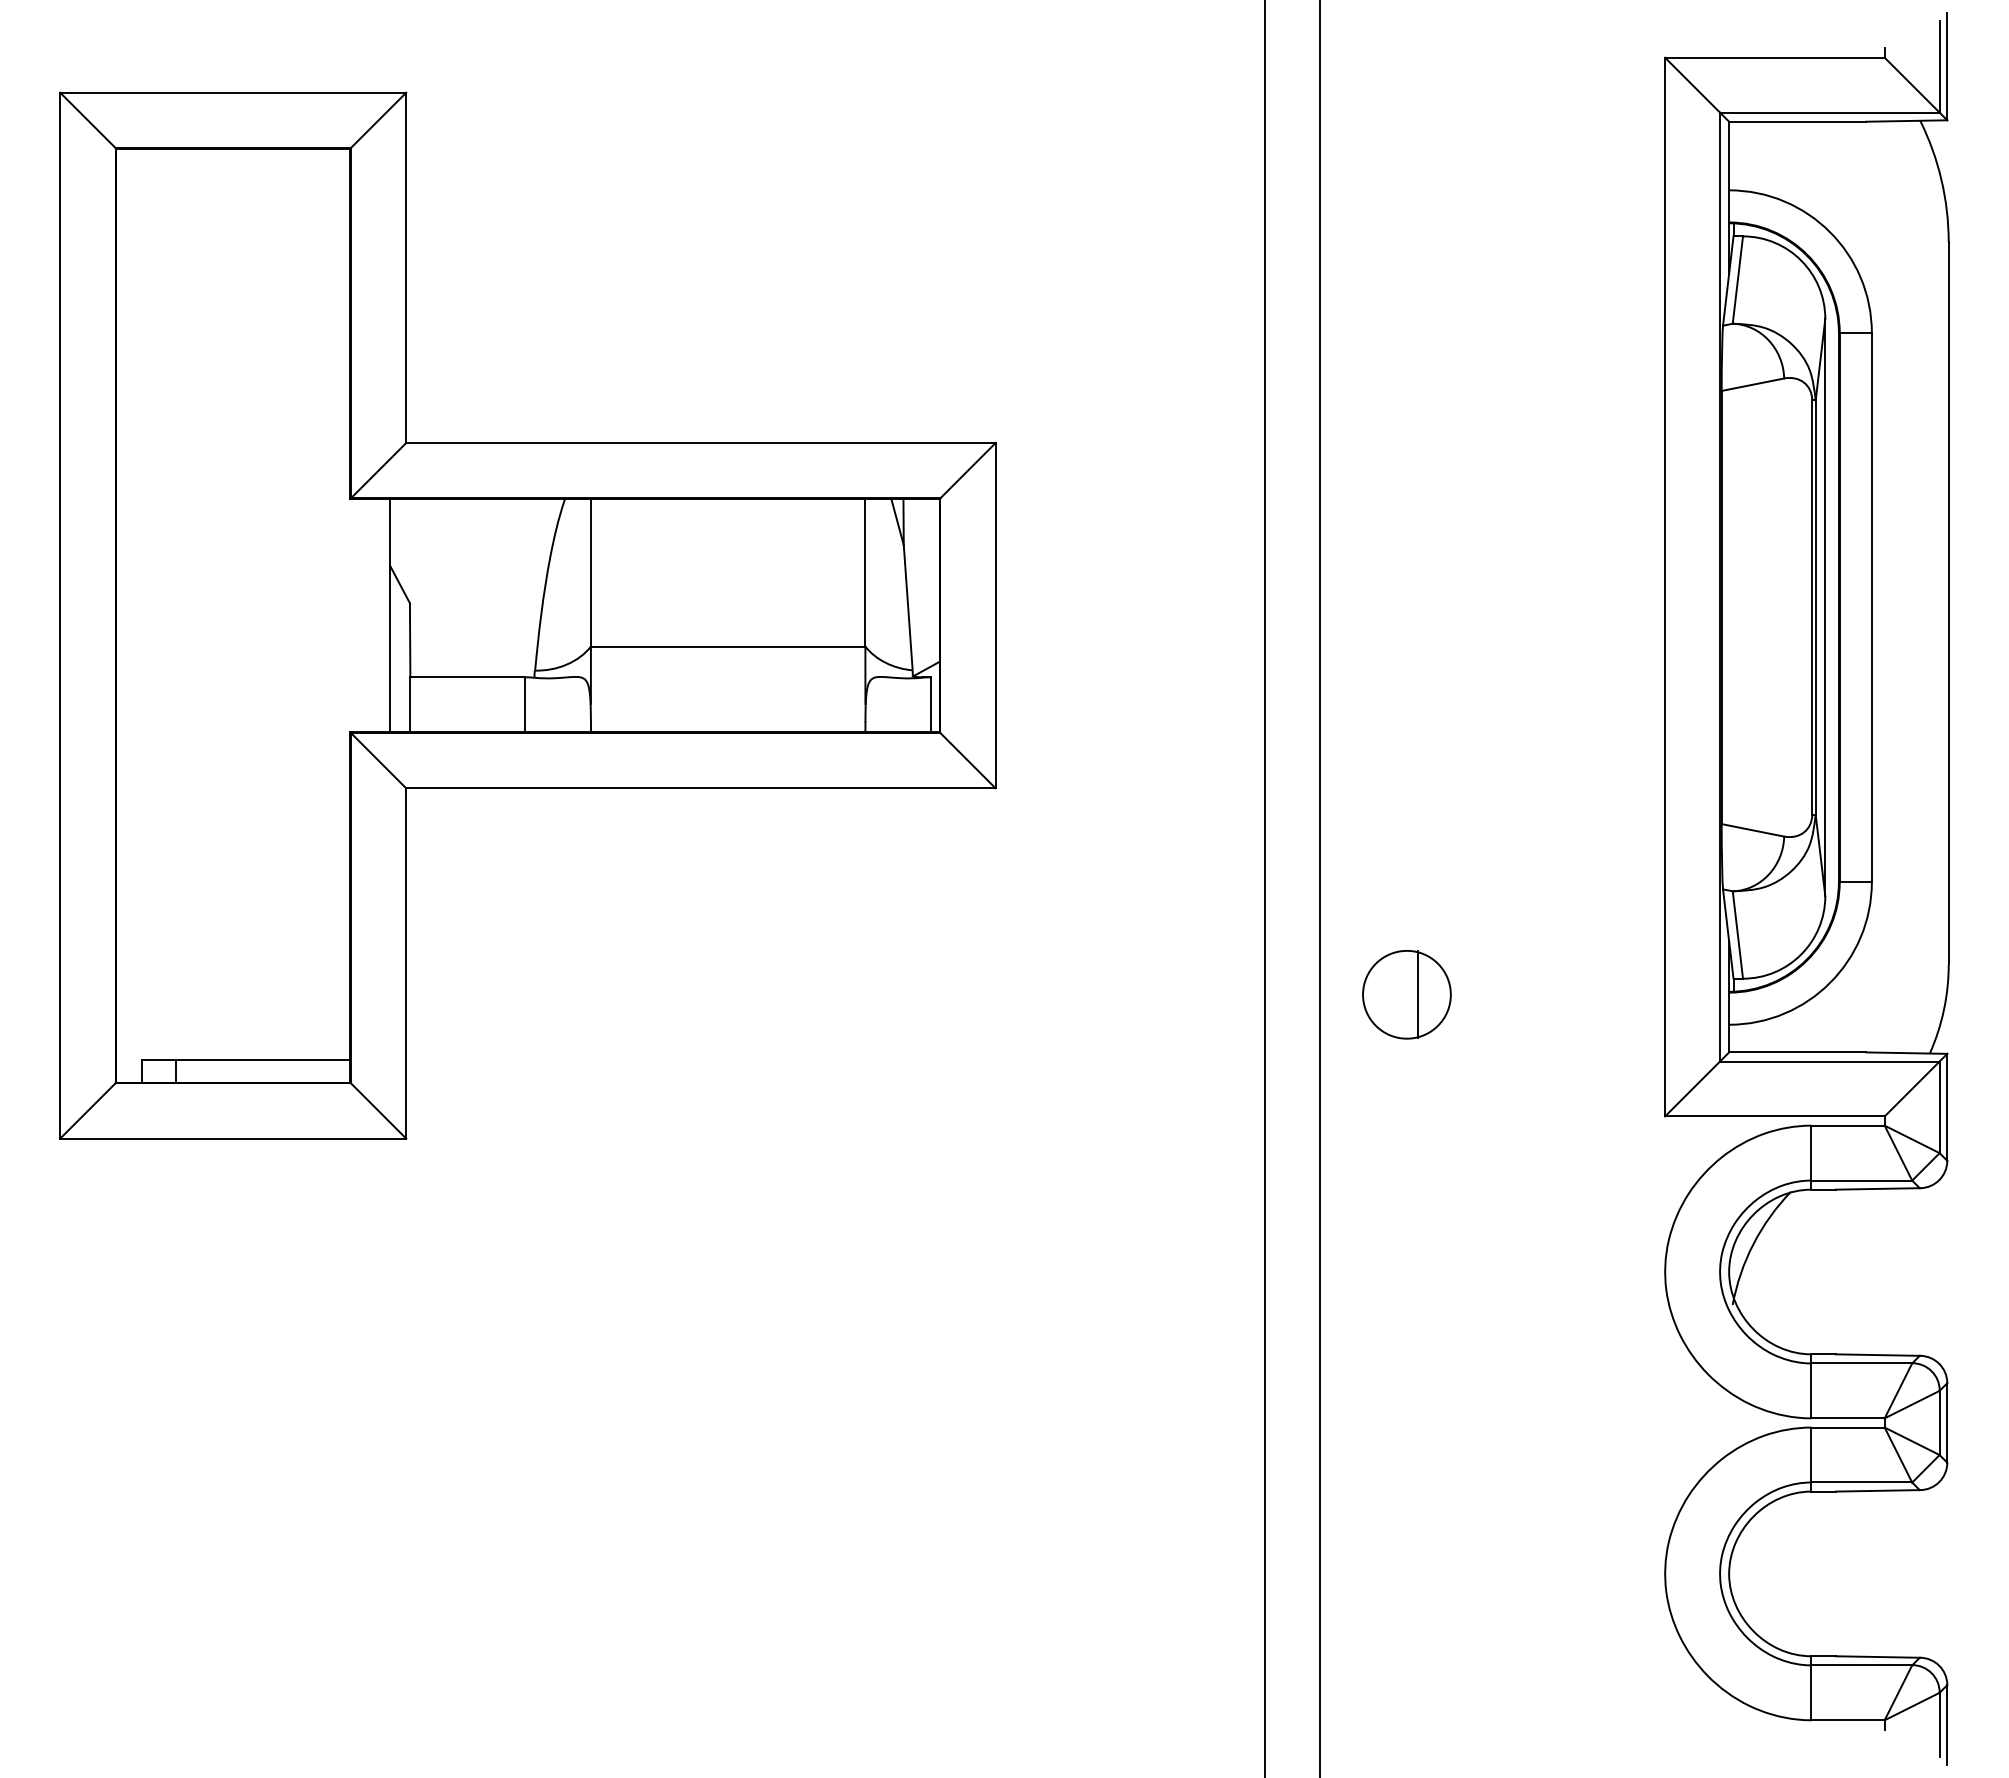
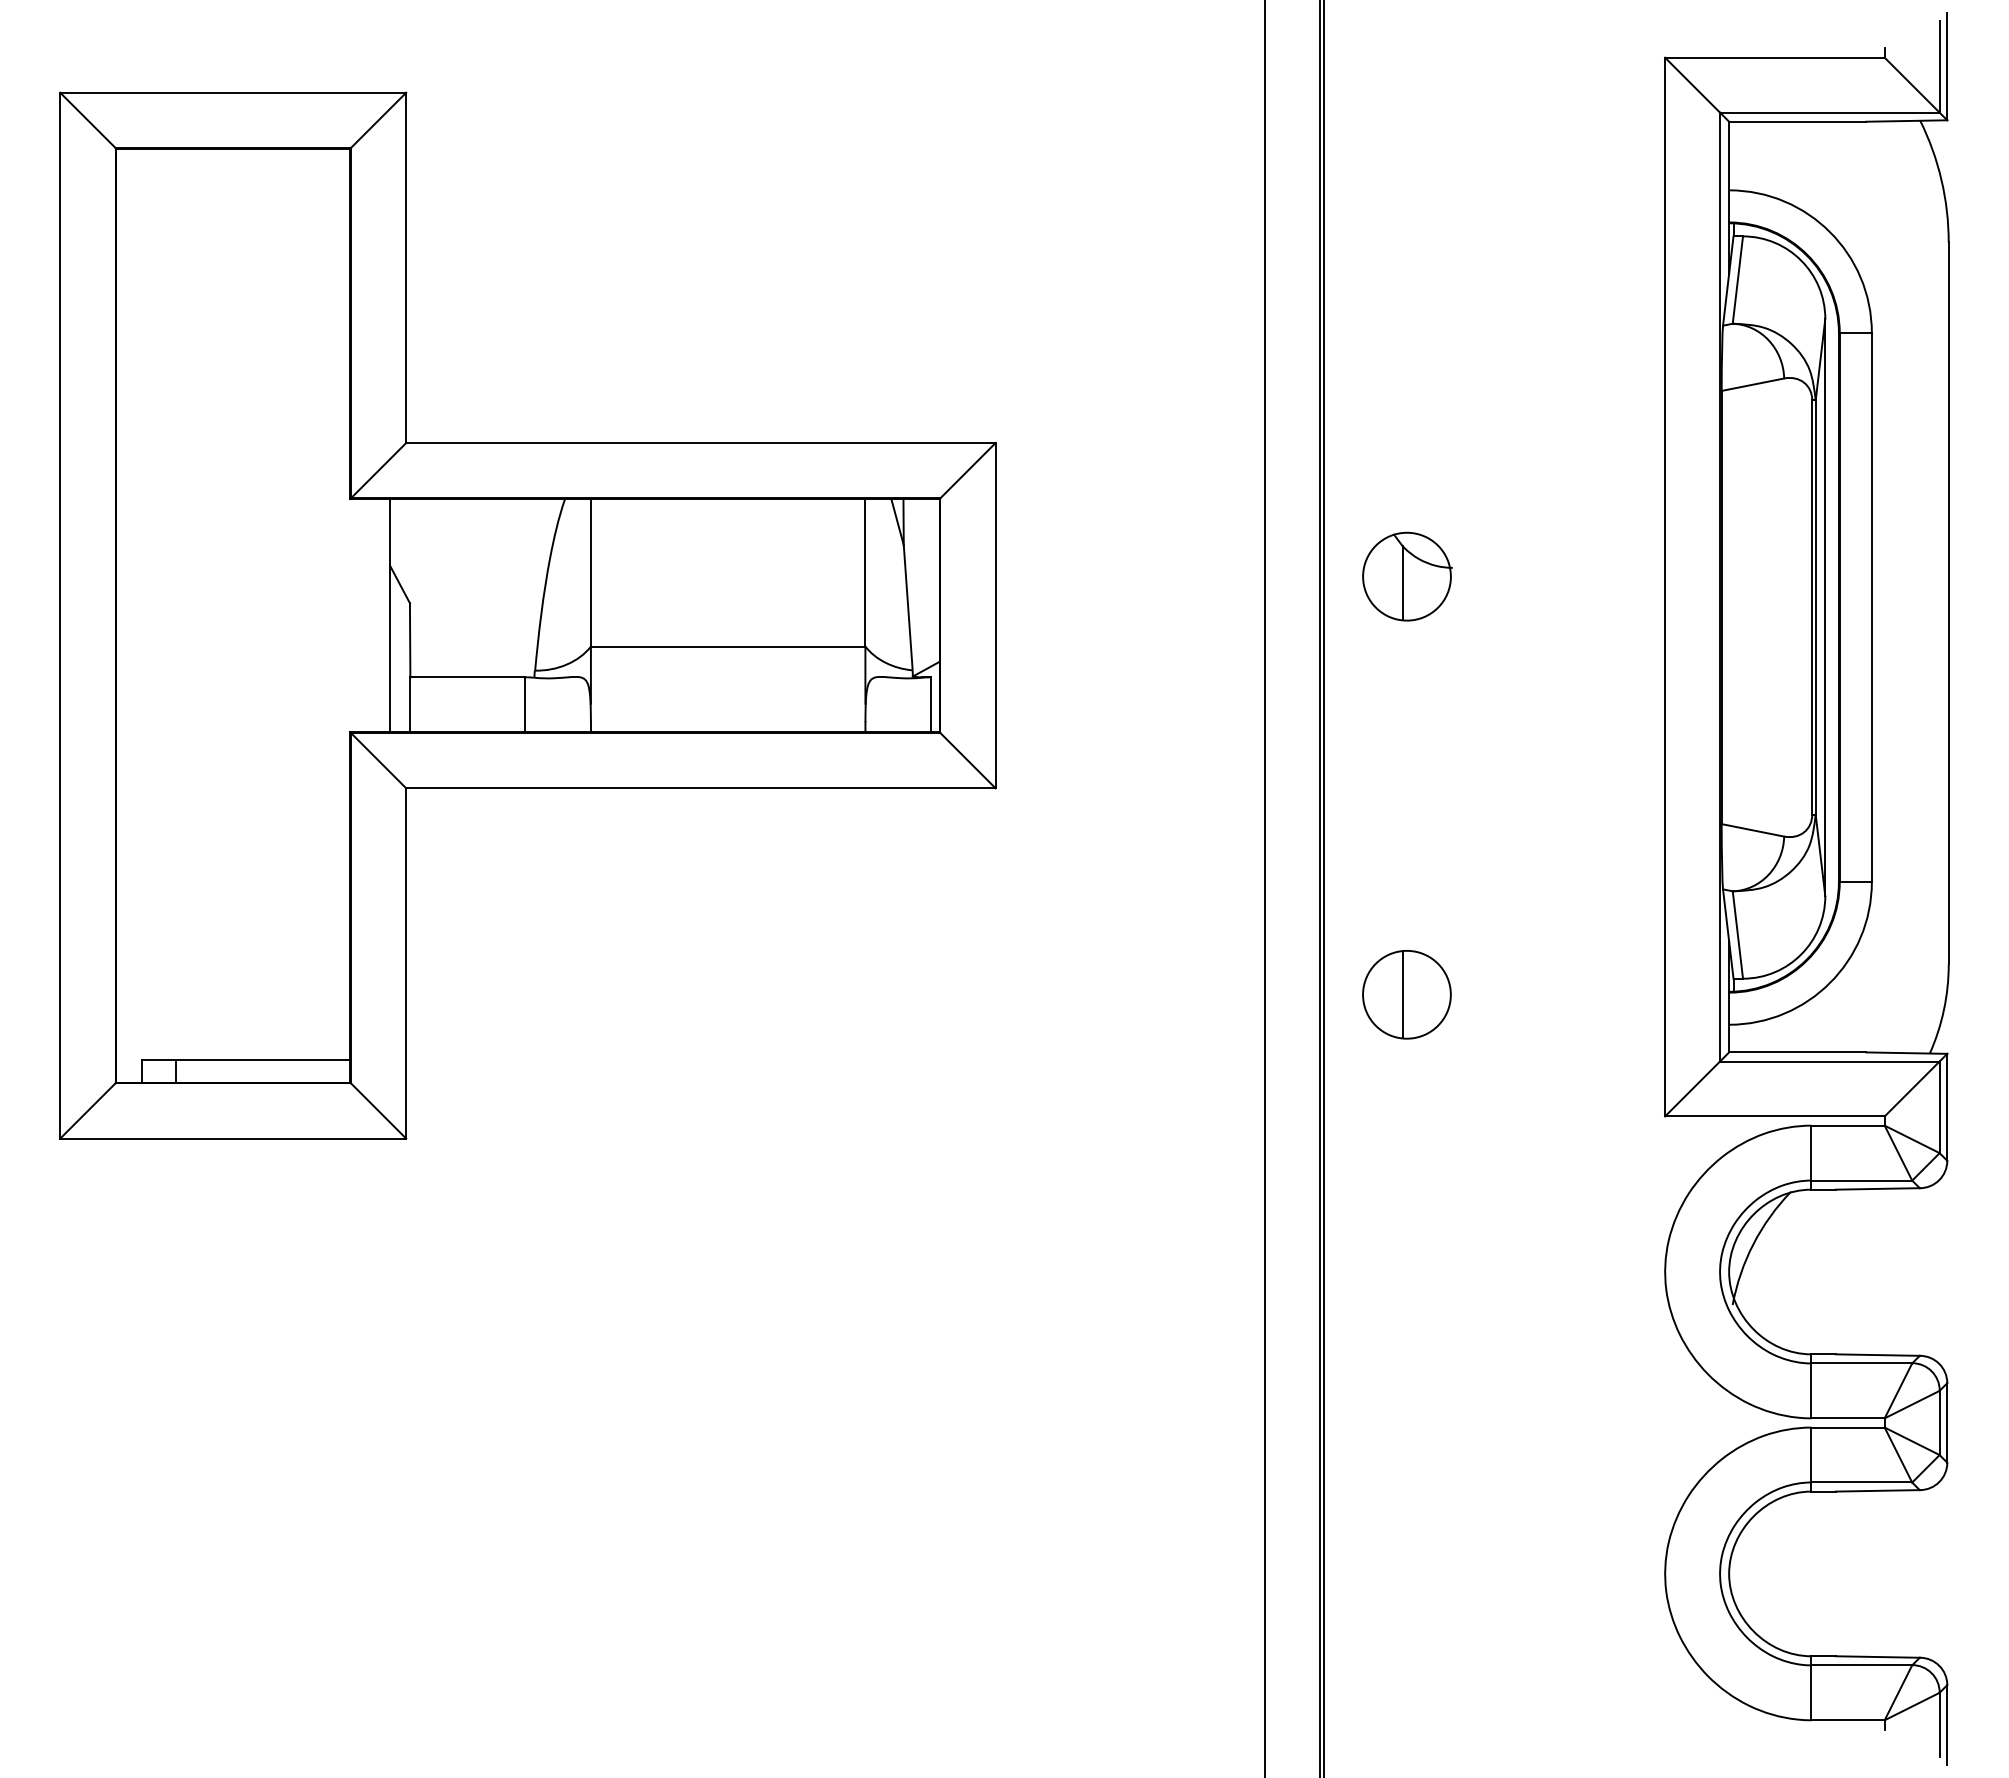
part: none -> present (1407, 576)
line: none -> present (1324, 888)
line position: (1417, 994) -> (1402, 994) (1402, 994)
